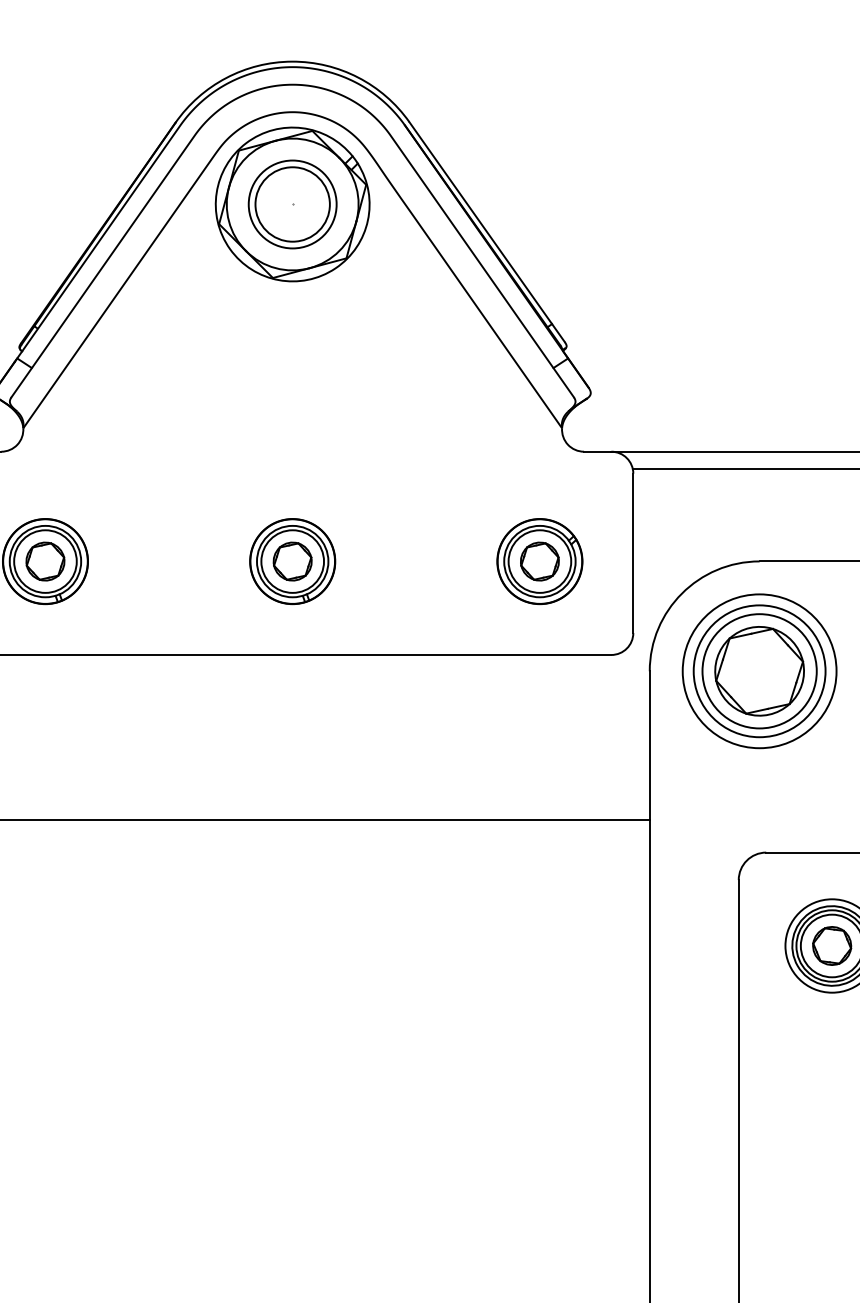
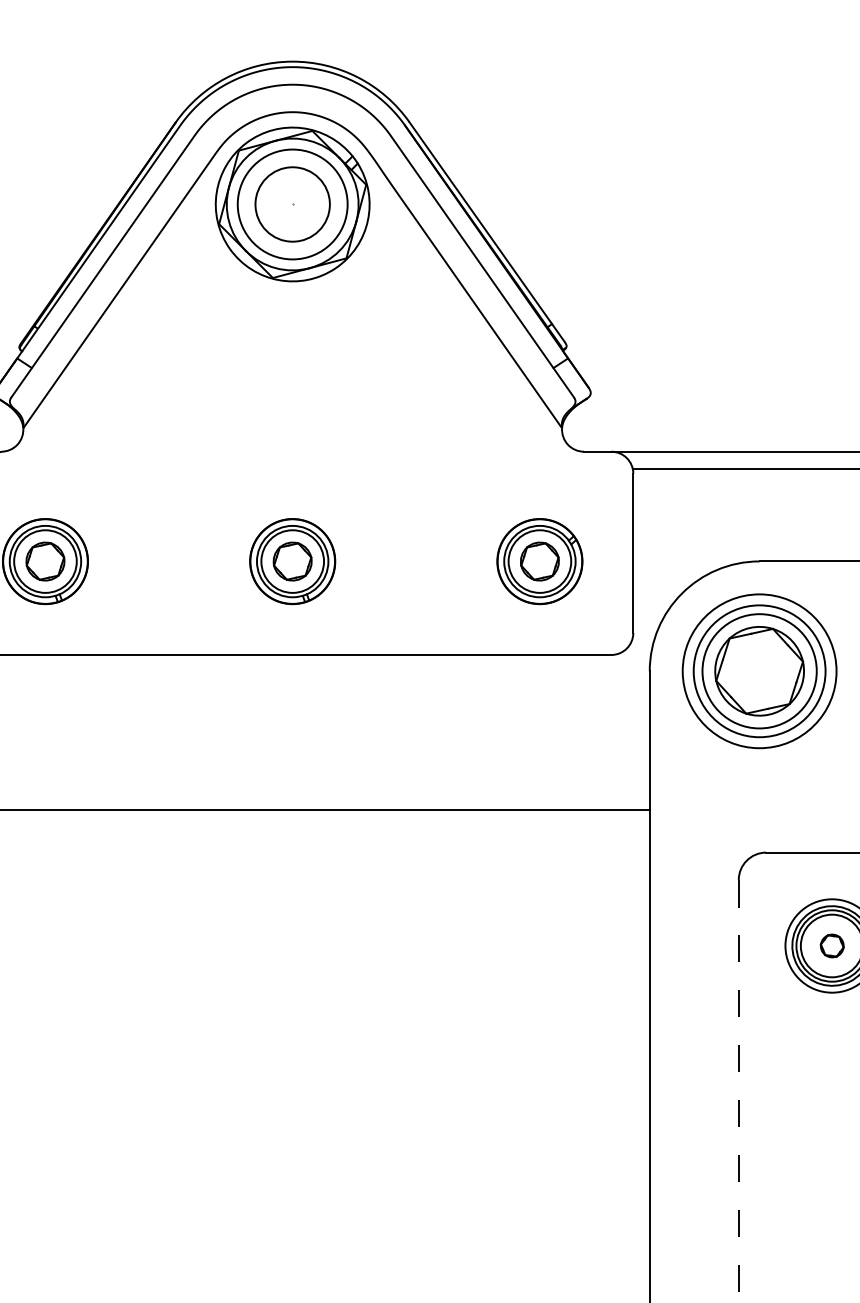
circle diameter: 88 px -> 110 px (292, 204)
line position: (325, 819) -> (325, 809) (325, 809)
part size: 41x40 px -> 26x26 px (831, 945)
line: solid -> dashed (738, 1091)
